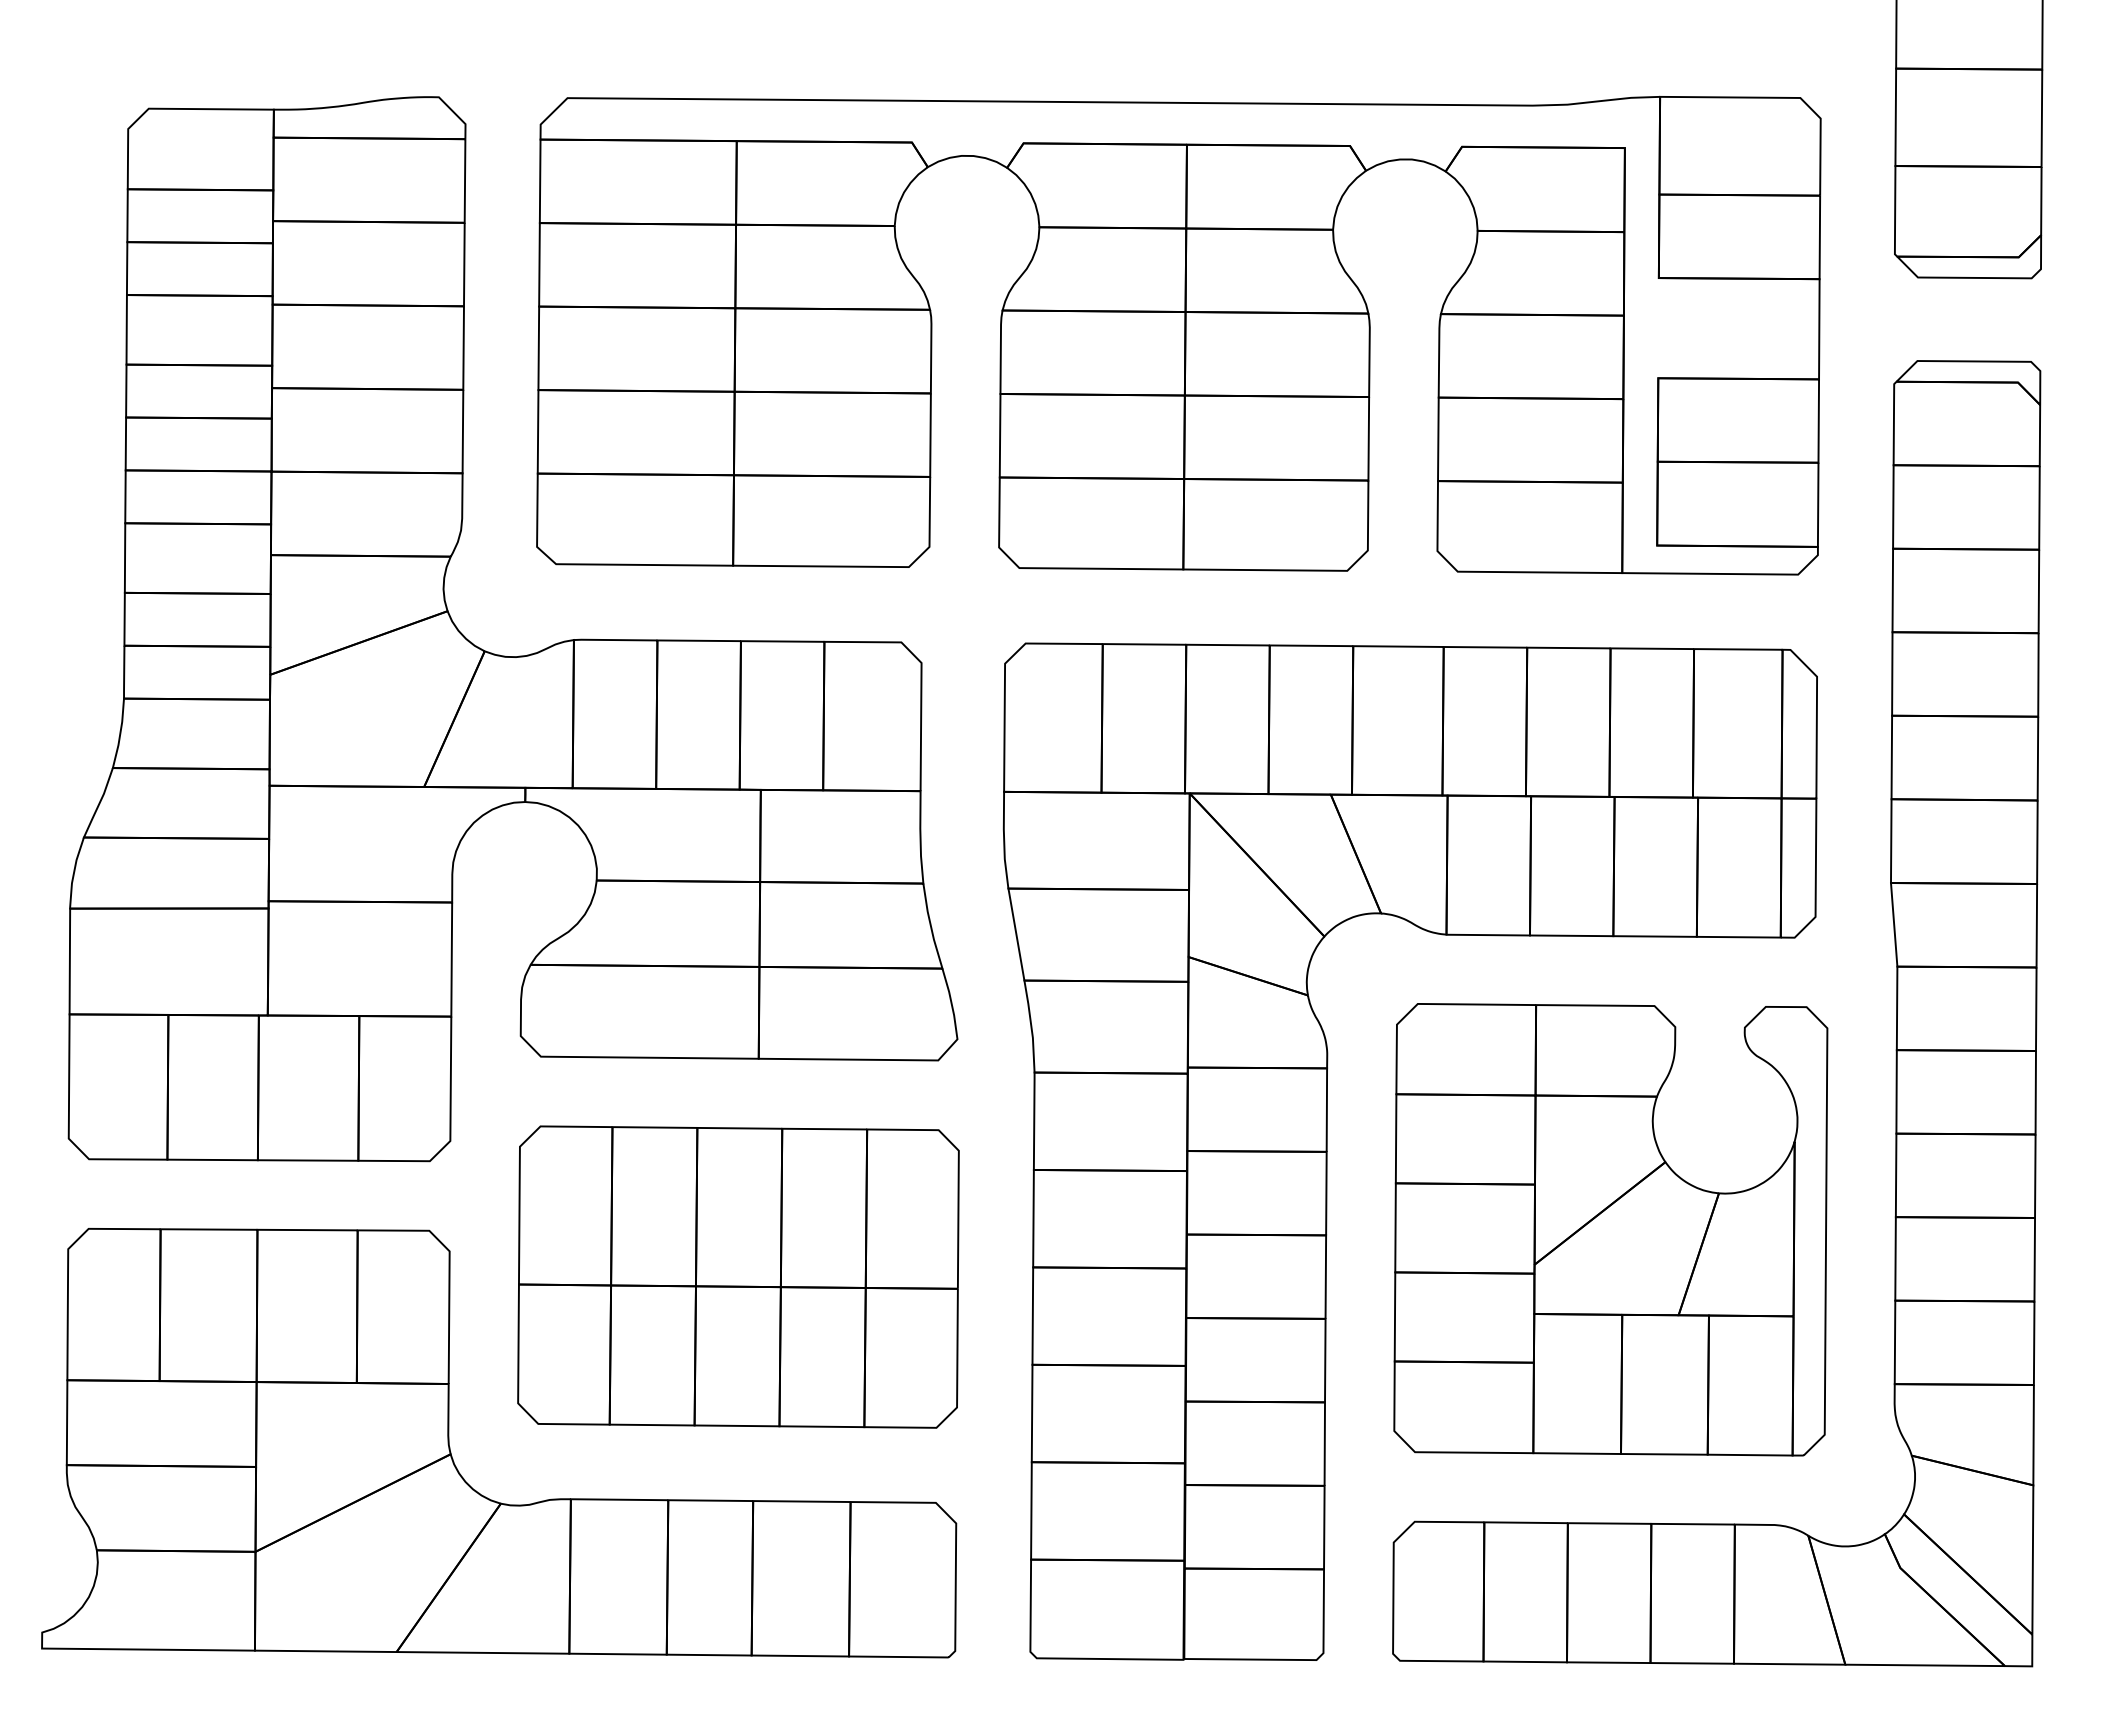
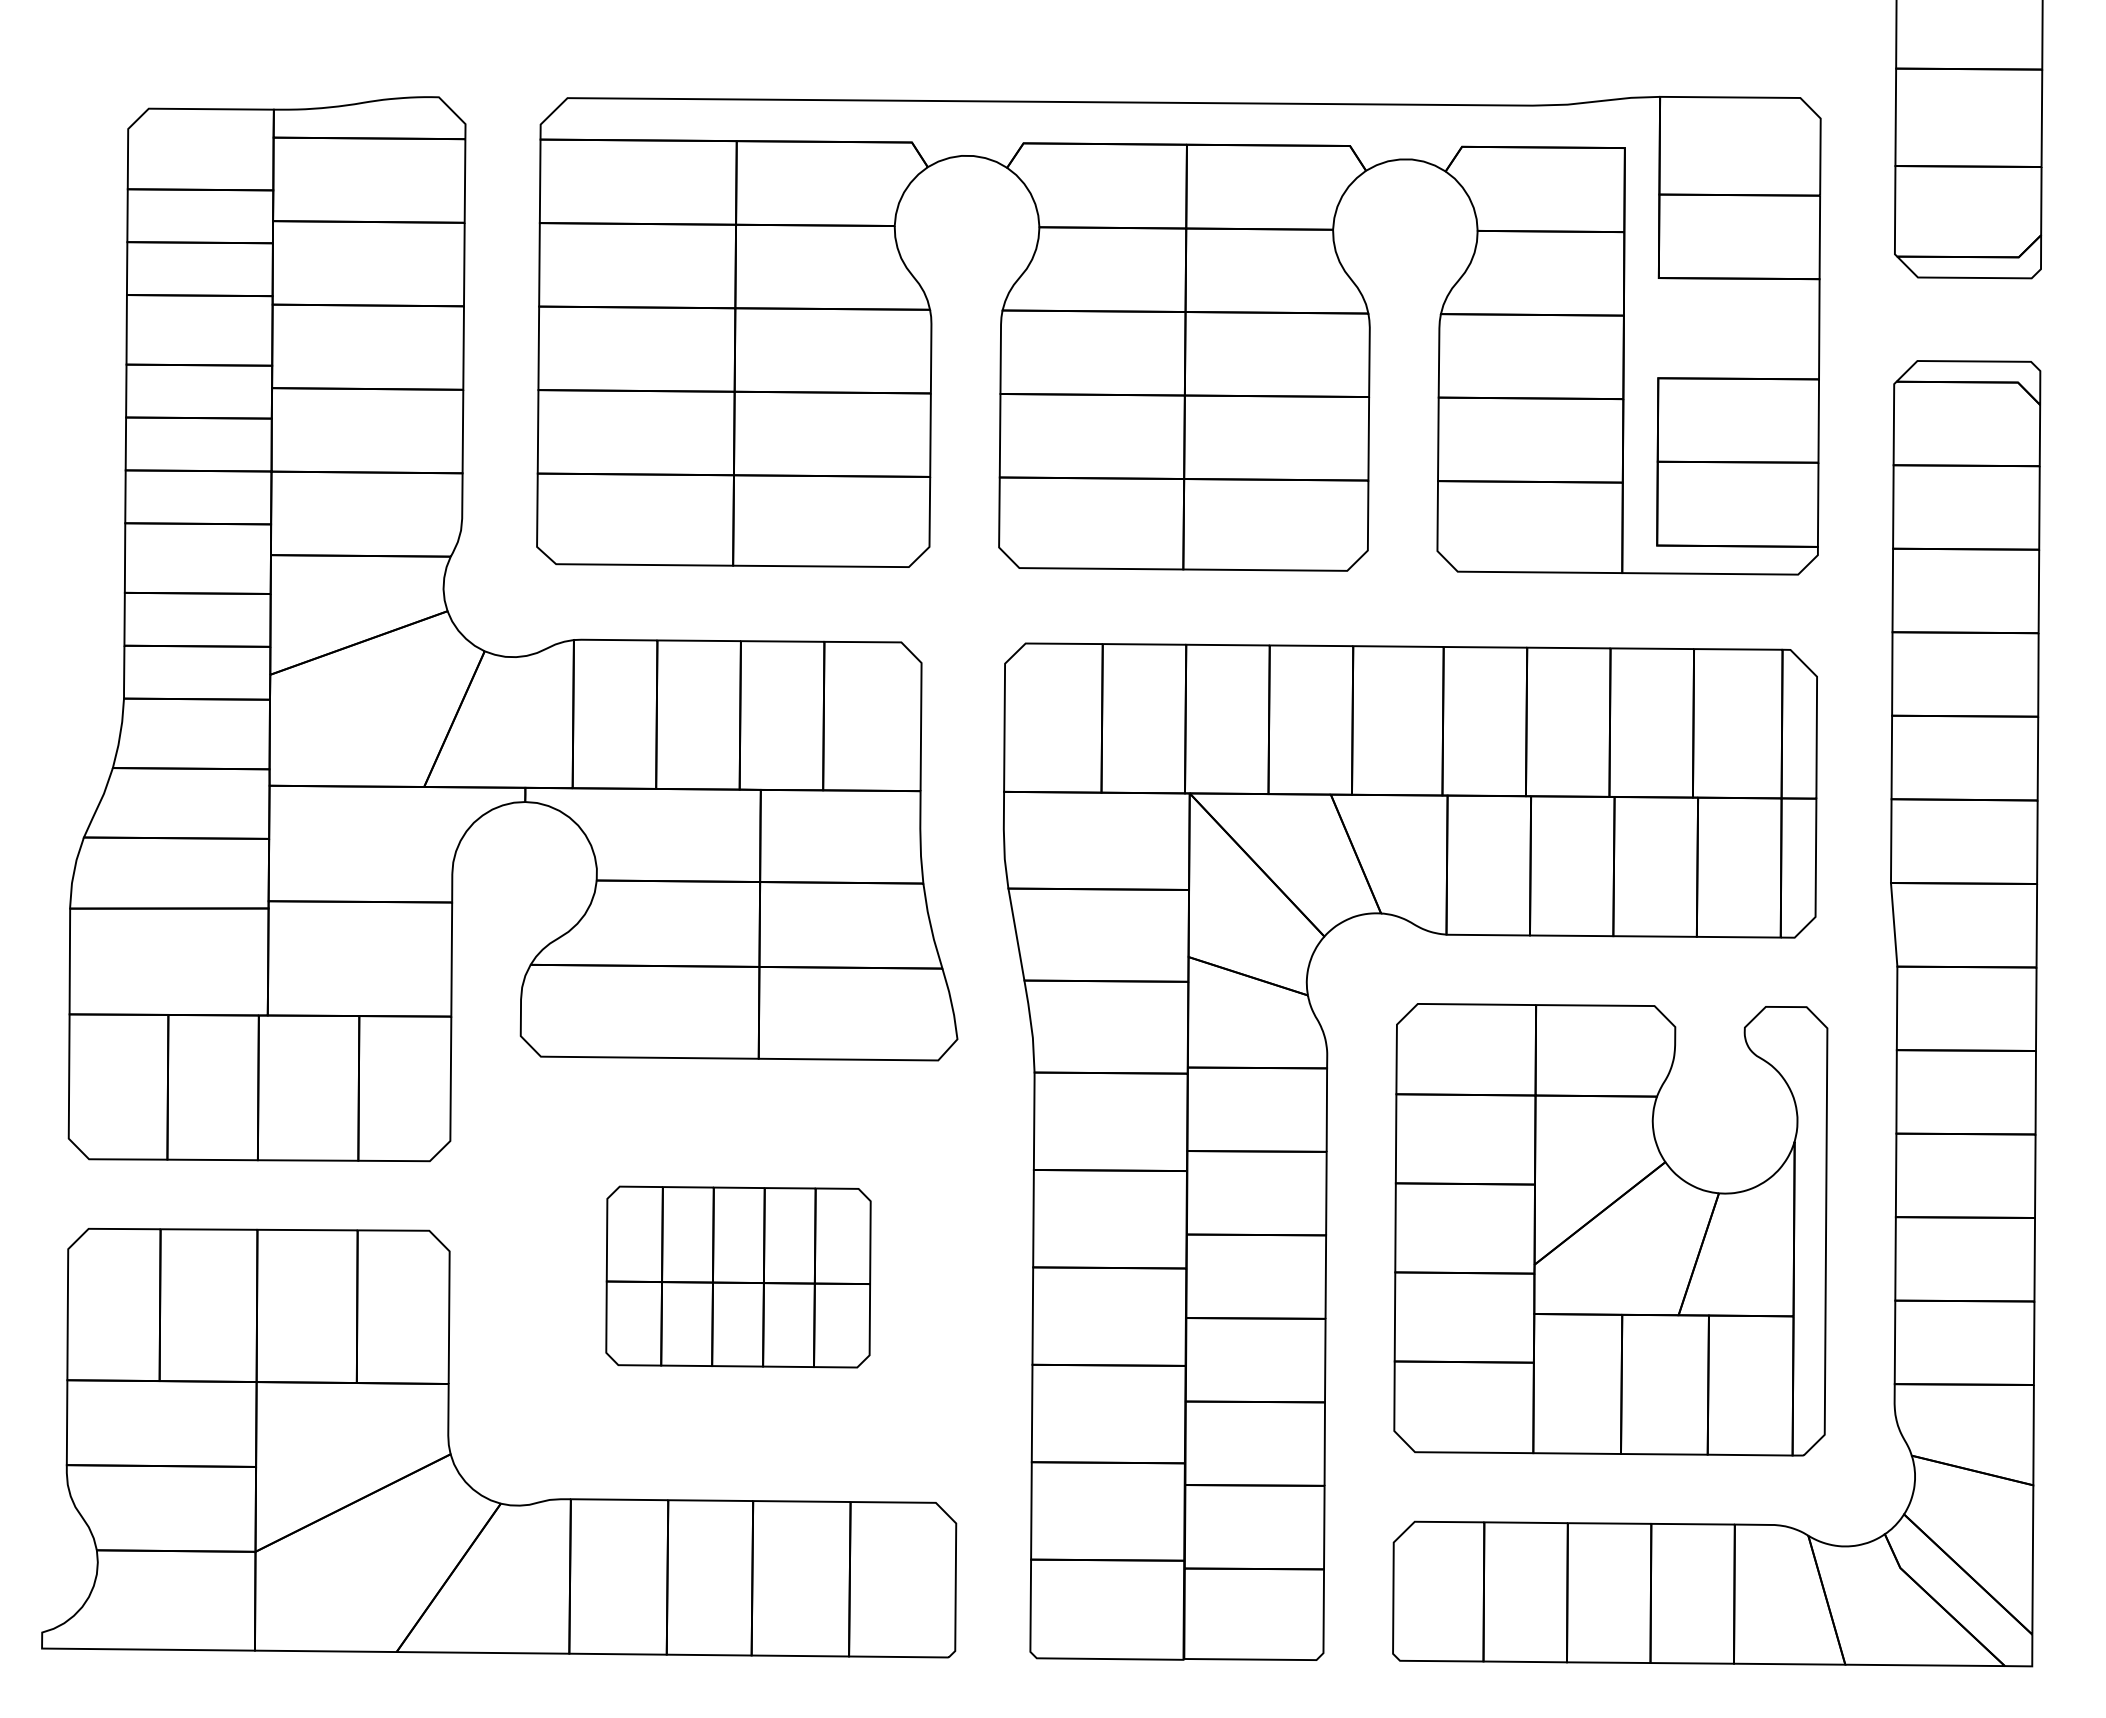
part size: 443x304 px -> 267x184 px (738, 1276)
